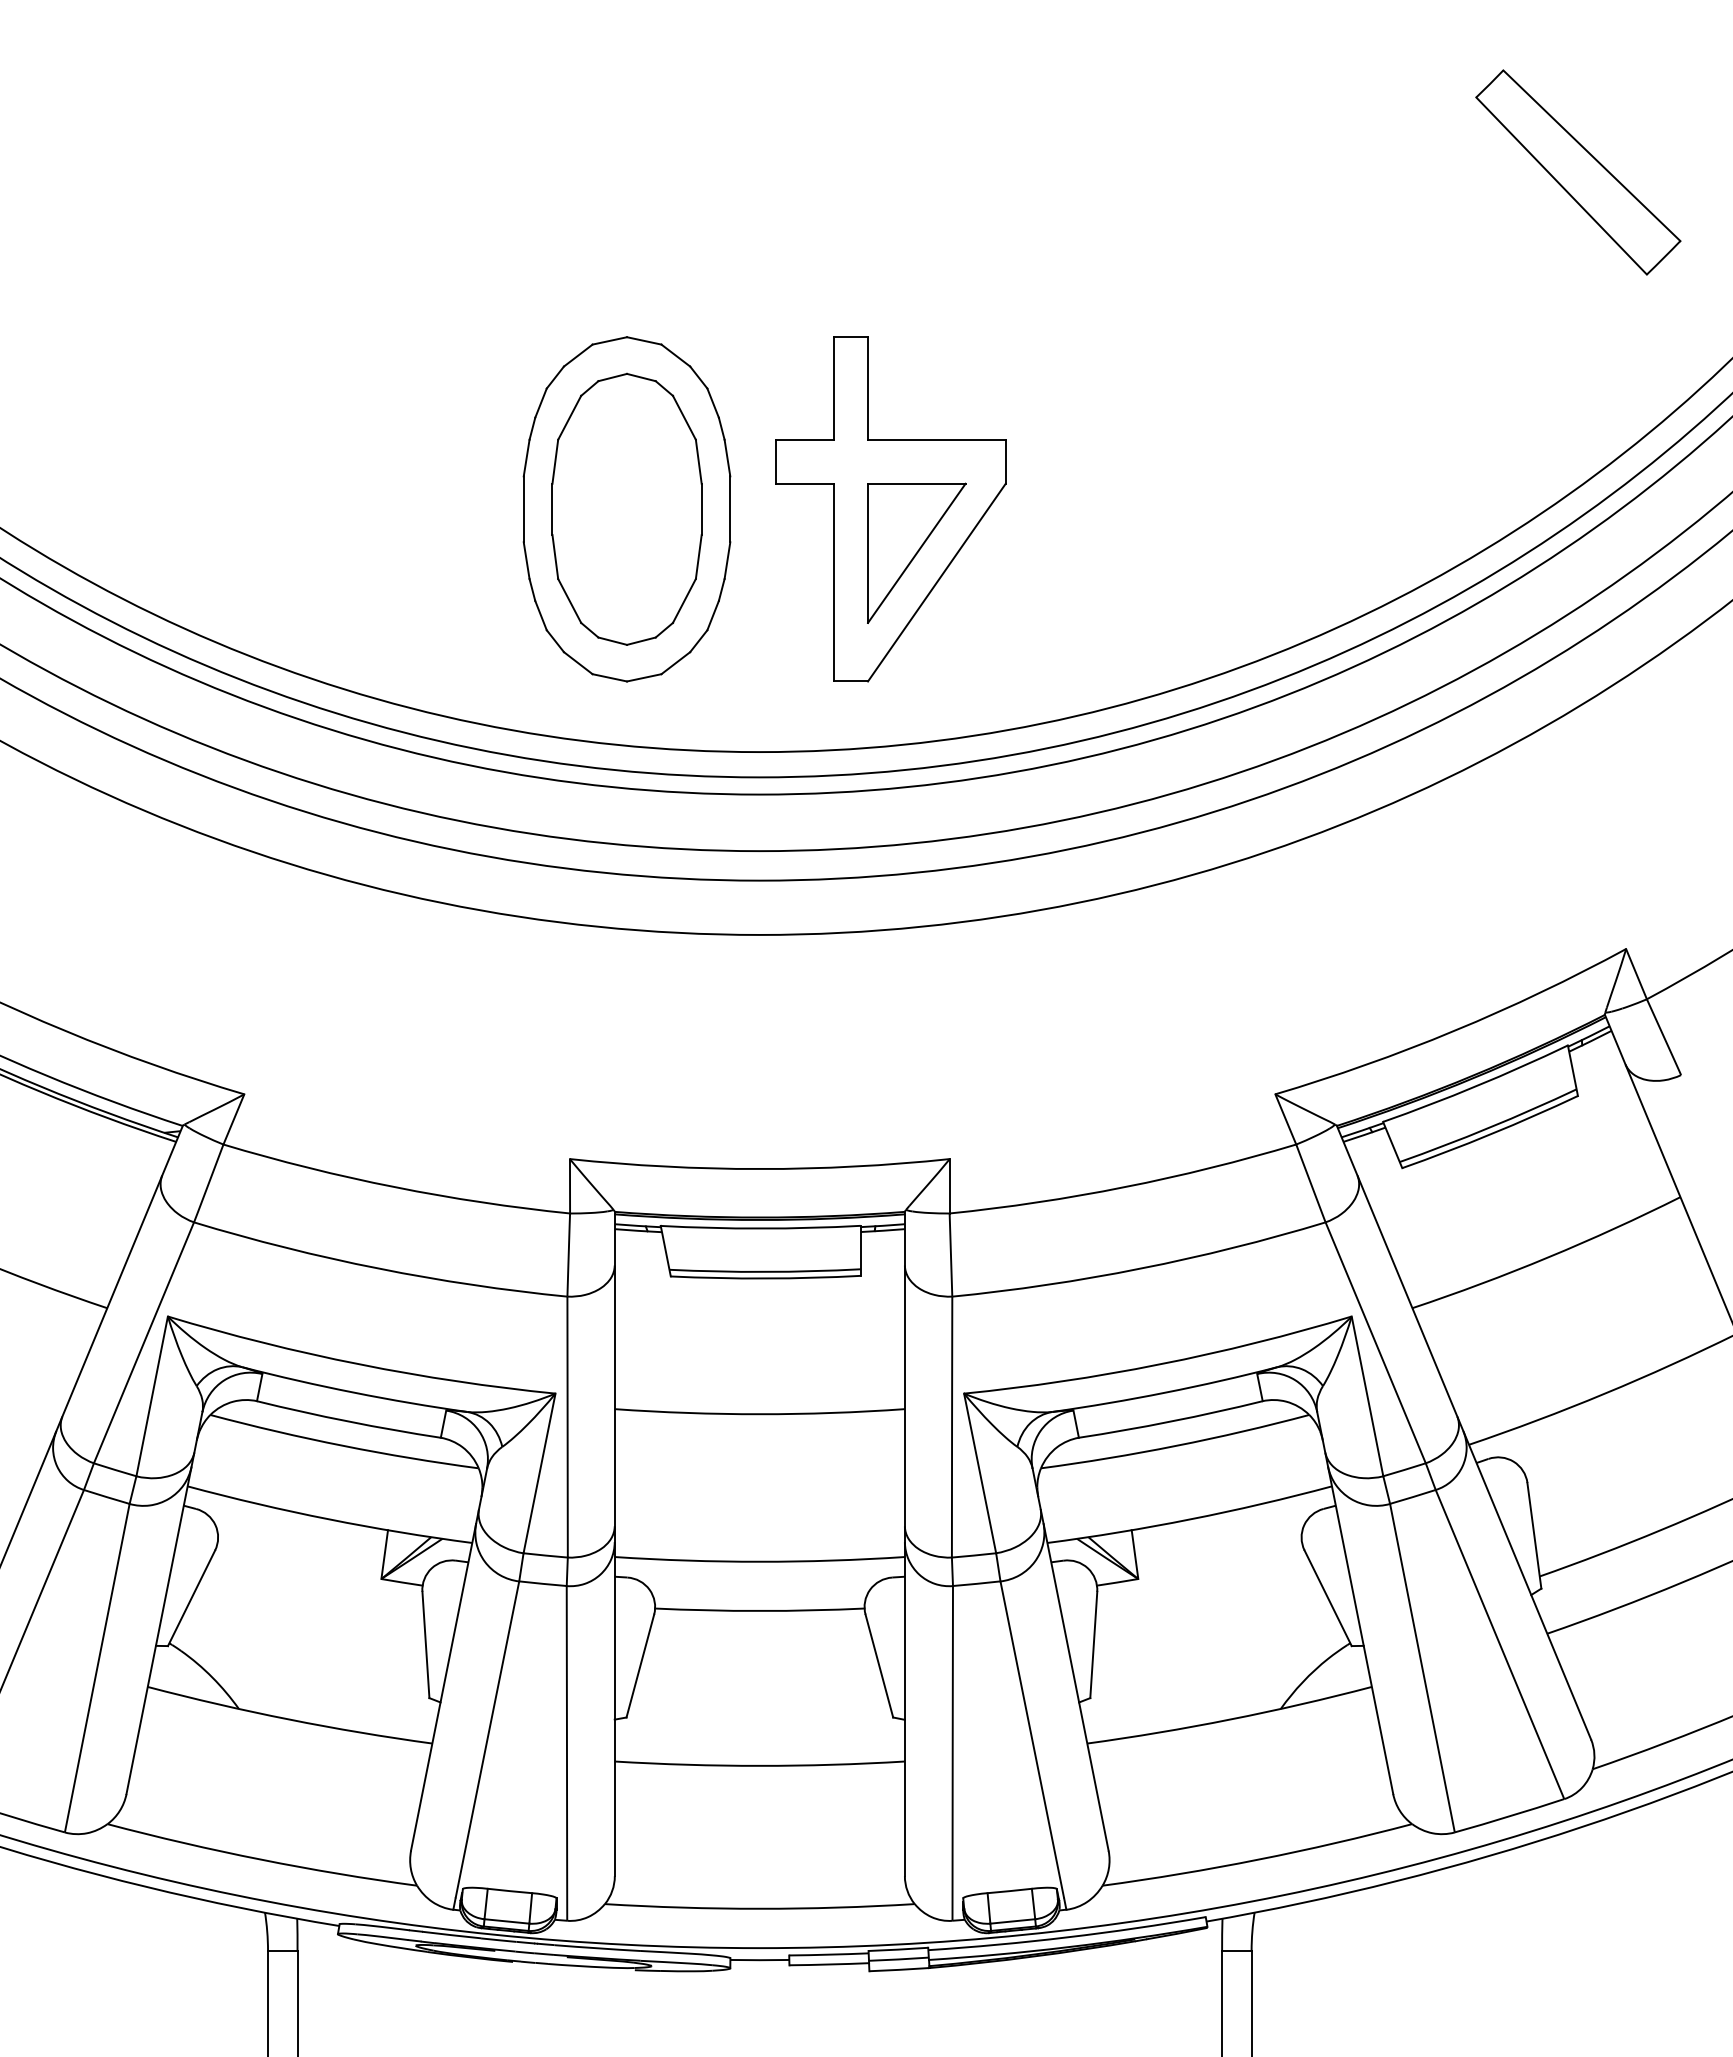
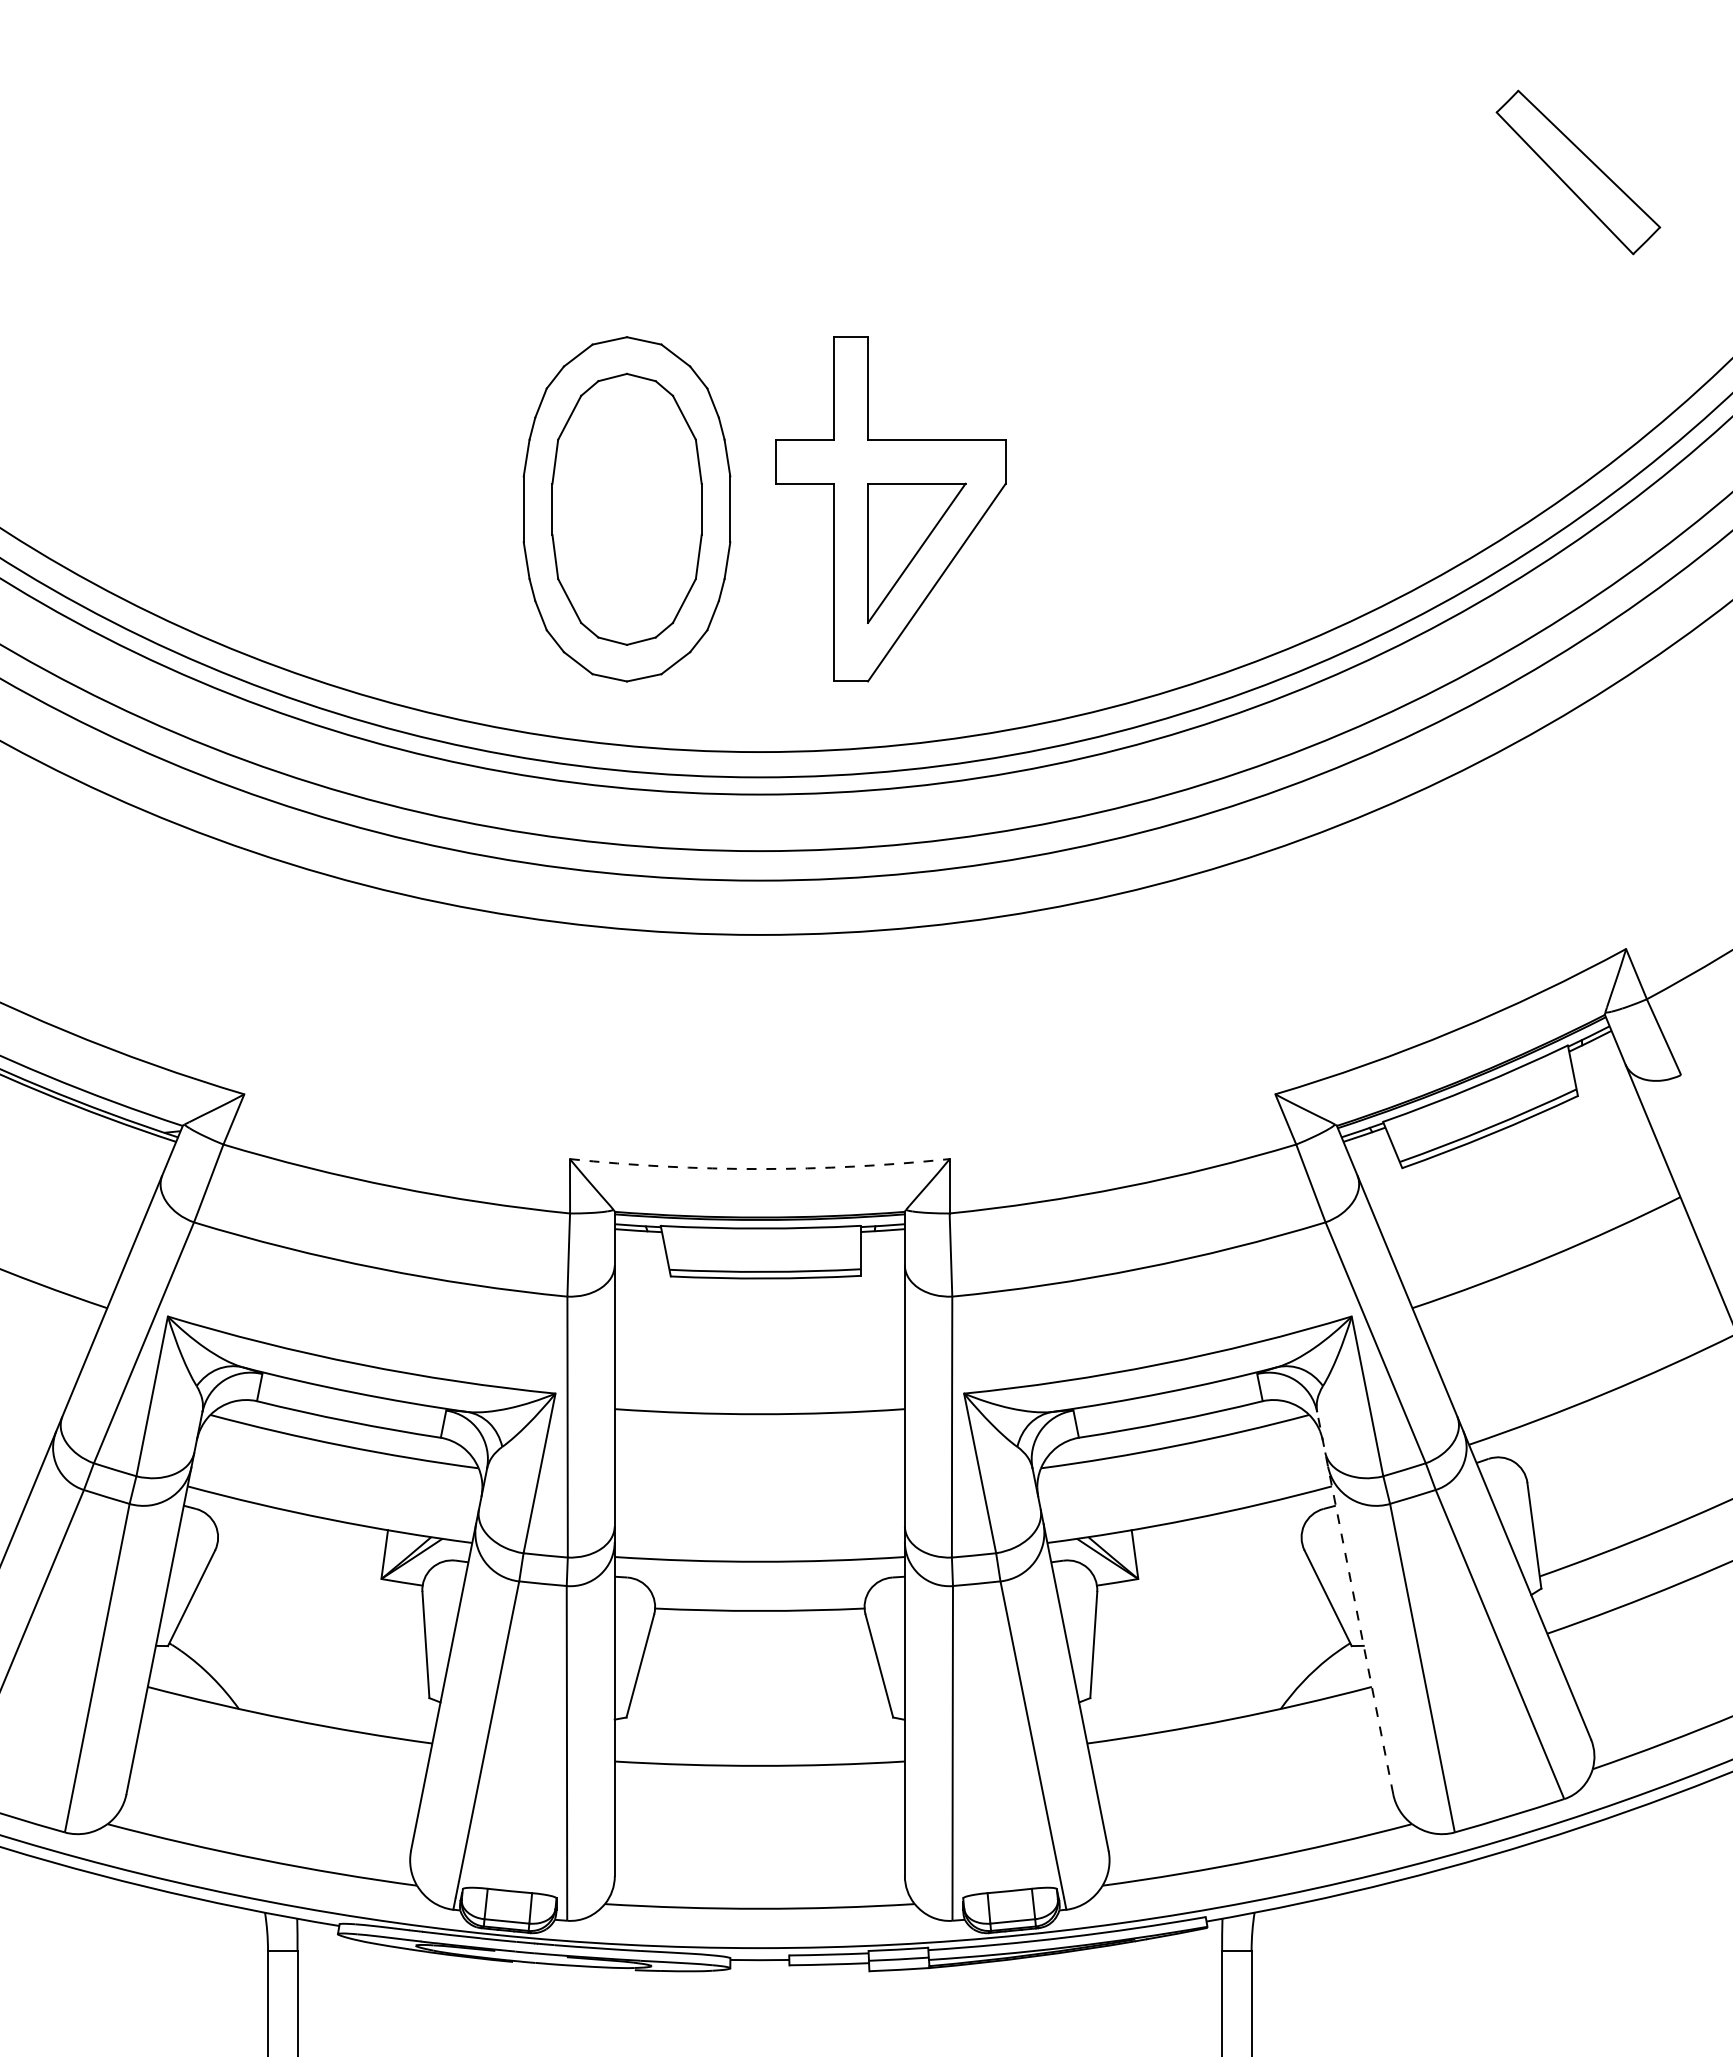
part size: 207x207 px -> 167x167 px (1578, 172)
arc: solid -> dashed (759, 1169)
line: solid -> dashed (1355, 1603)
